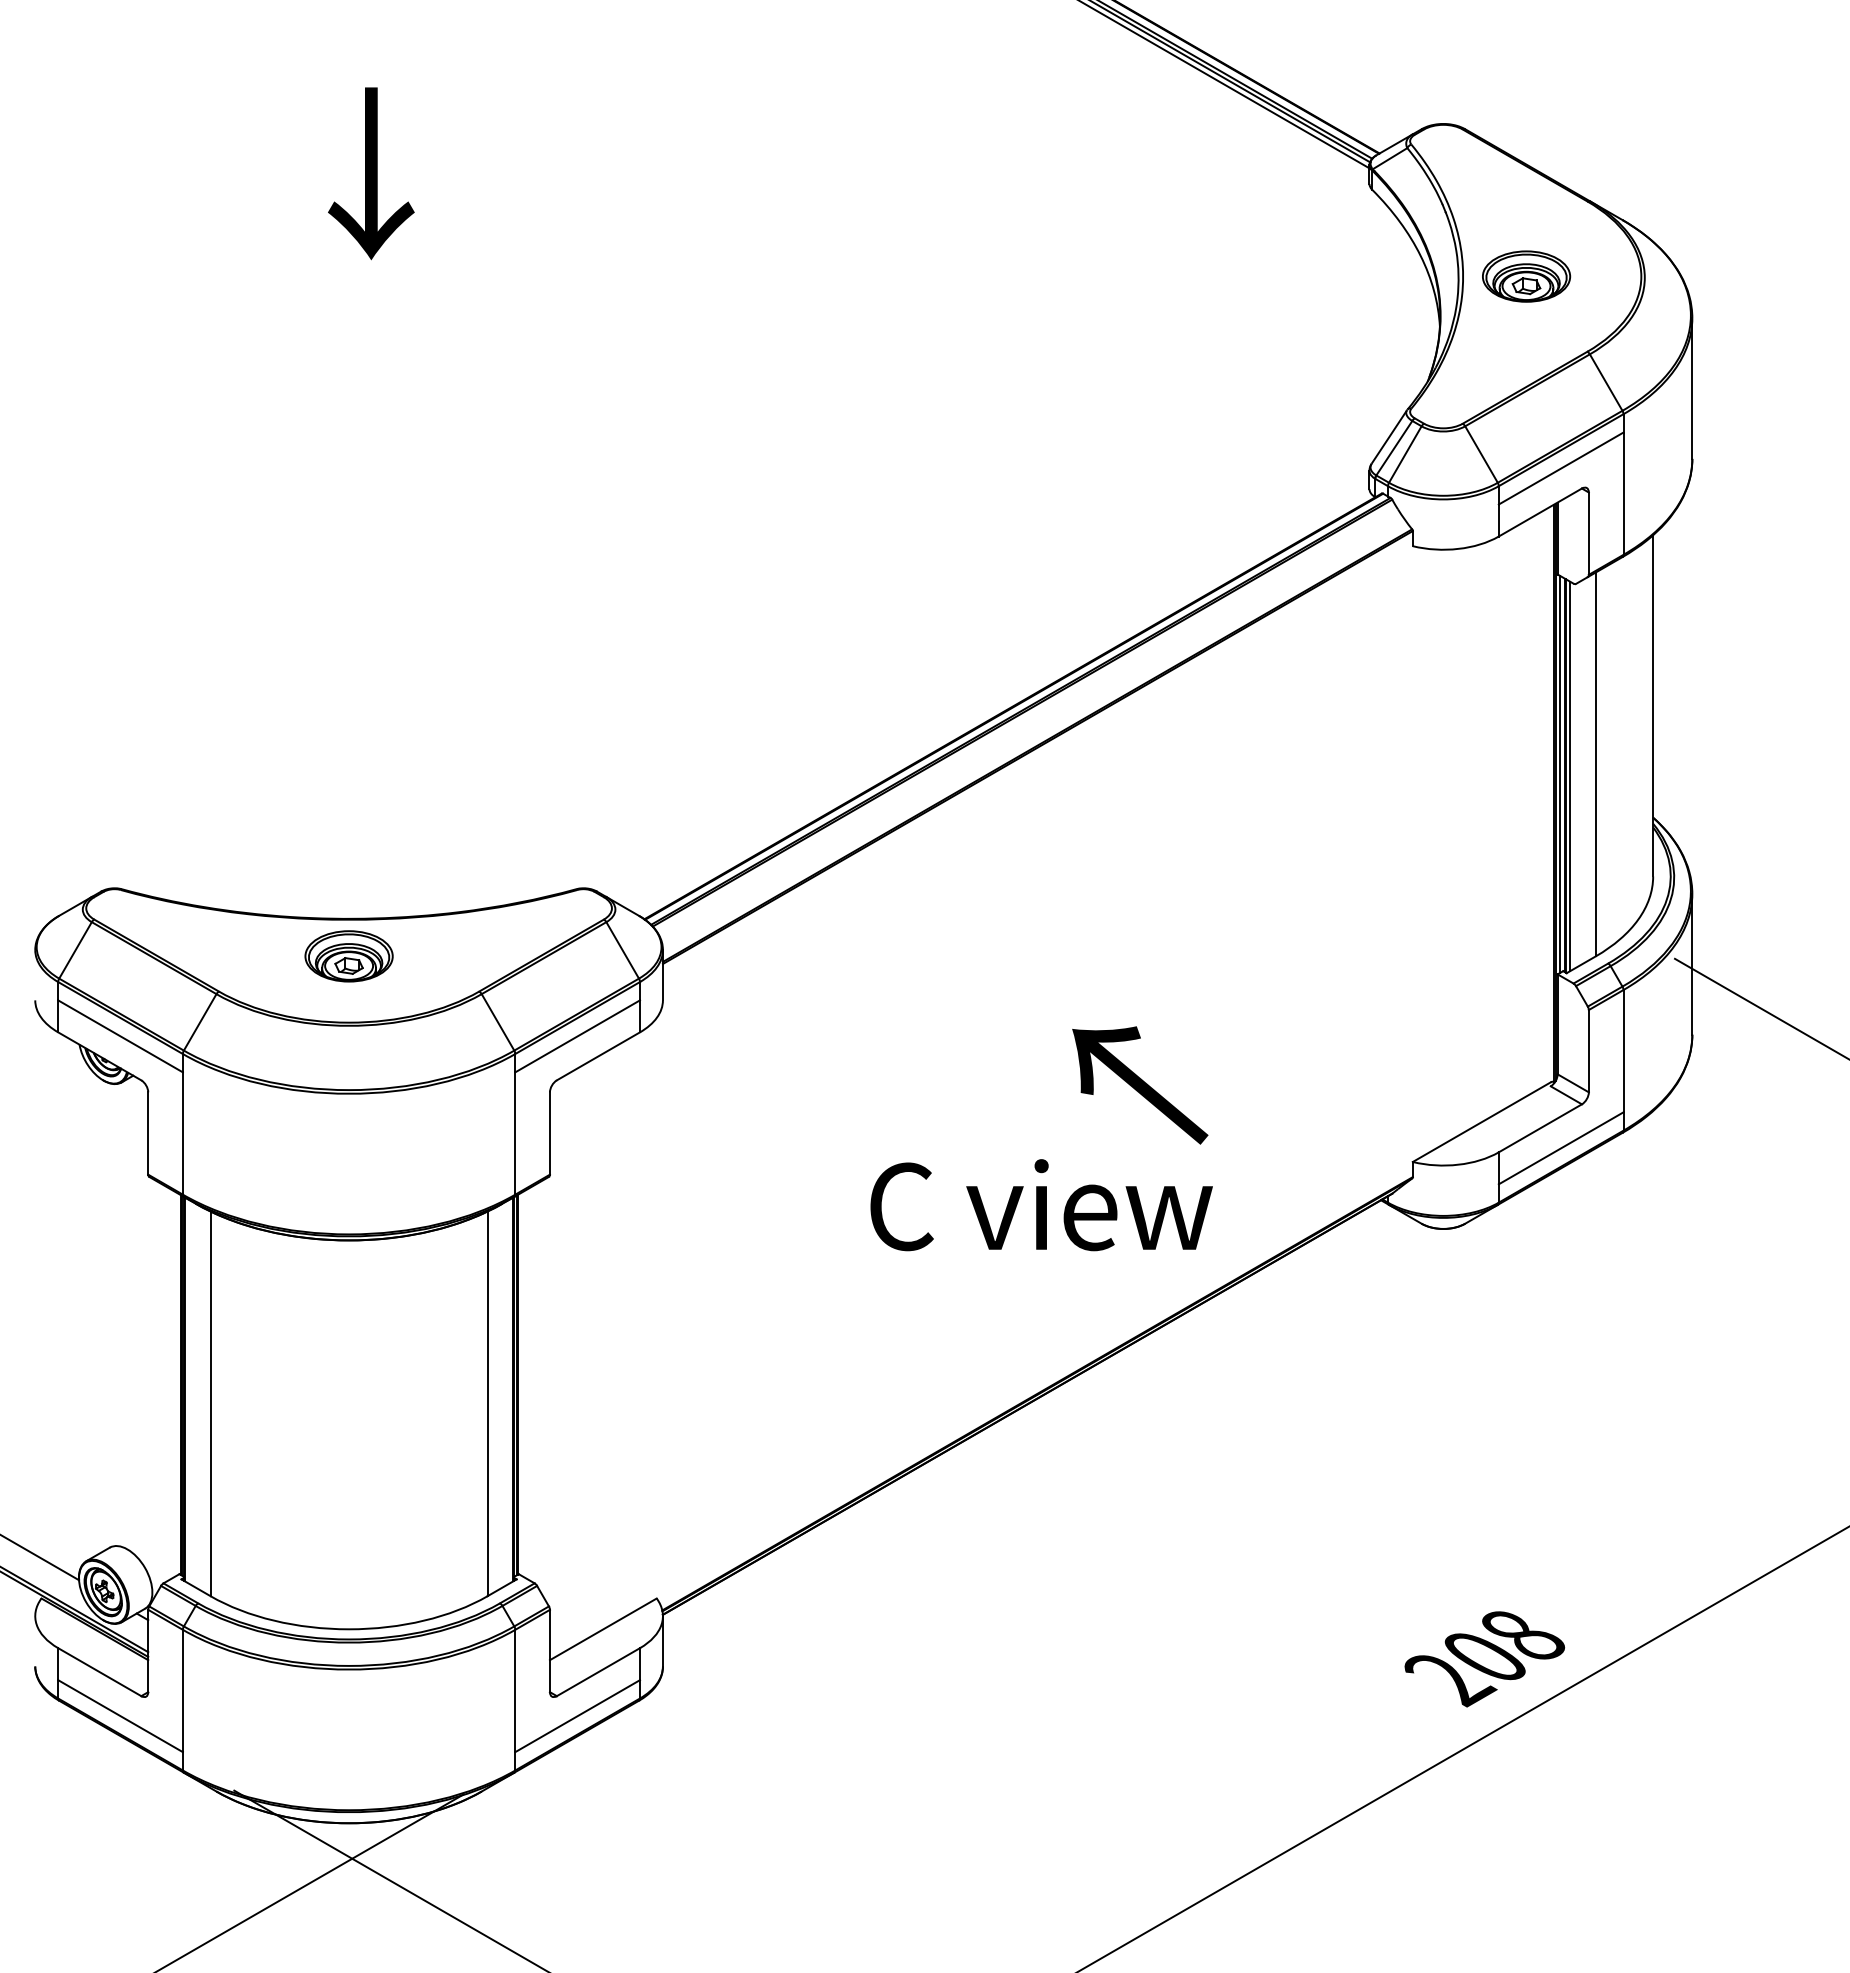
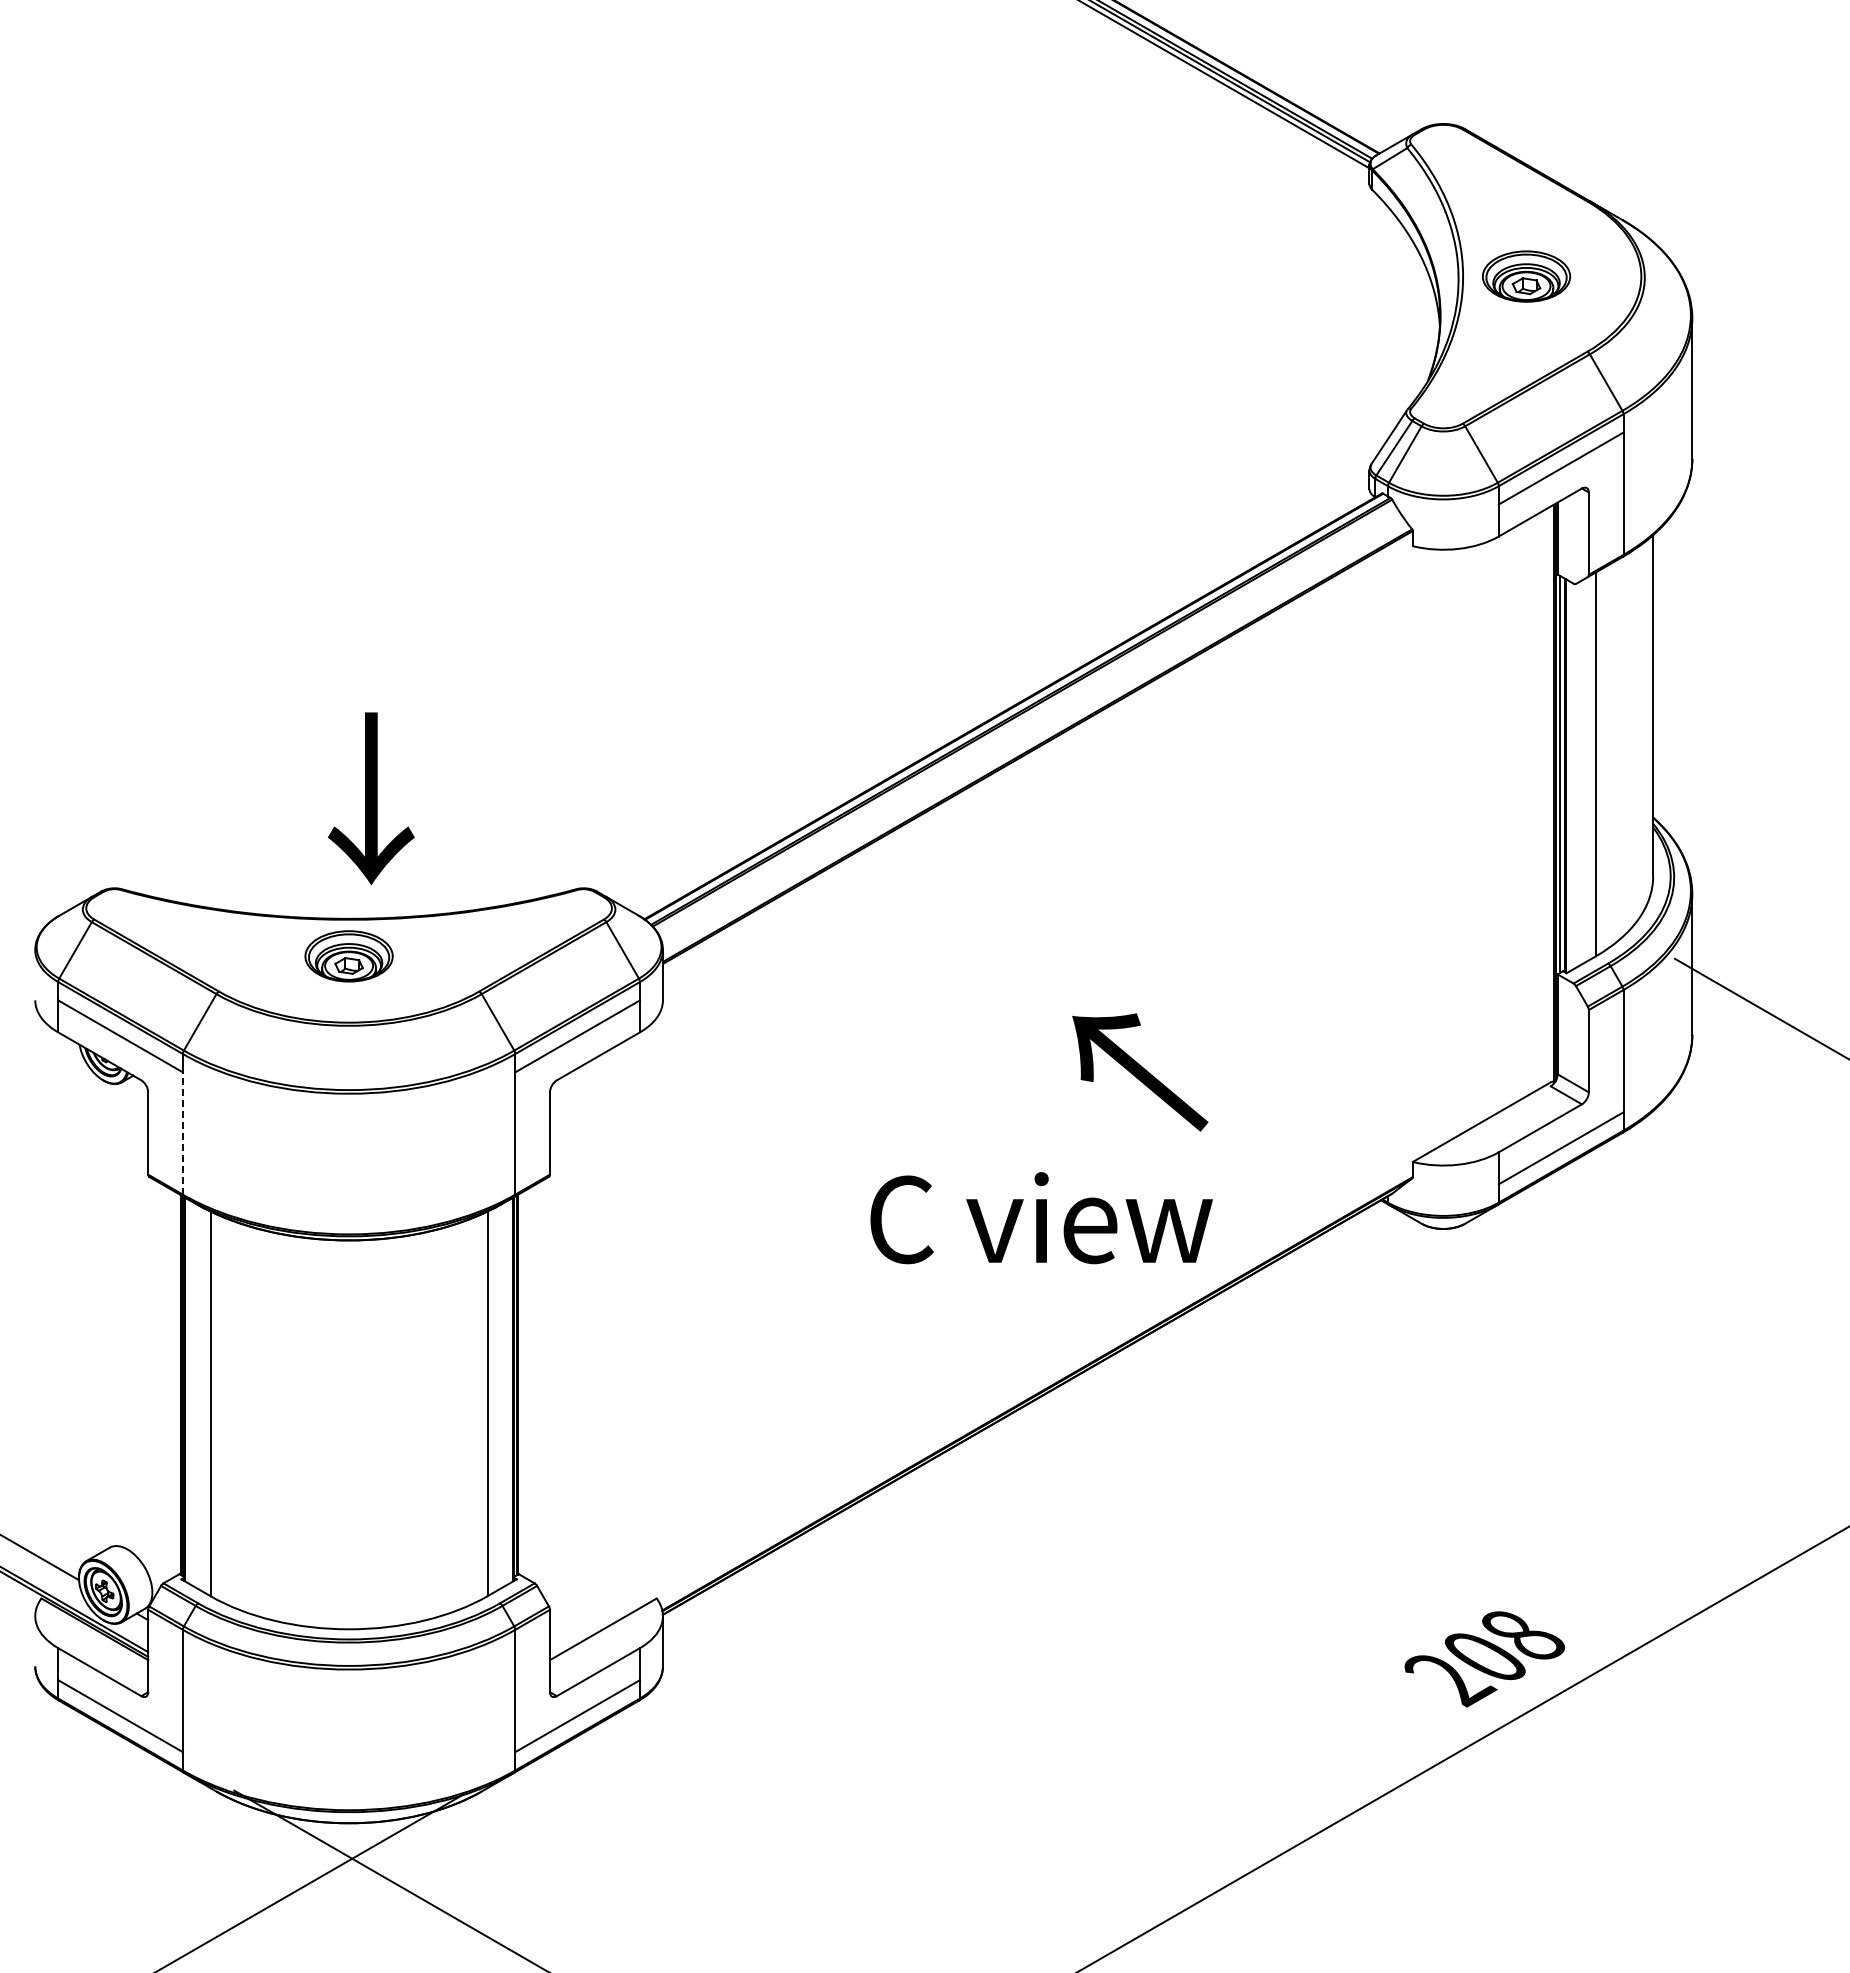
text position: (371, 173) -> (371, 798) (371, 798)
line: present -> none (1570, 776)
text position: (1140, 1085) -> (1140, 1072) (1140, 1072)
line: solid -> dashed (182, 1133)
text position: (1041, 1205) -> (1041, 1218) (1041, 1218)
